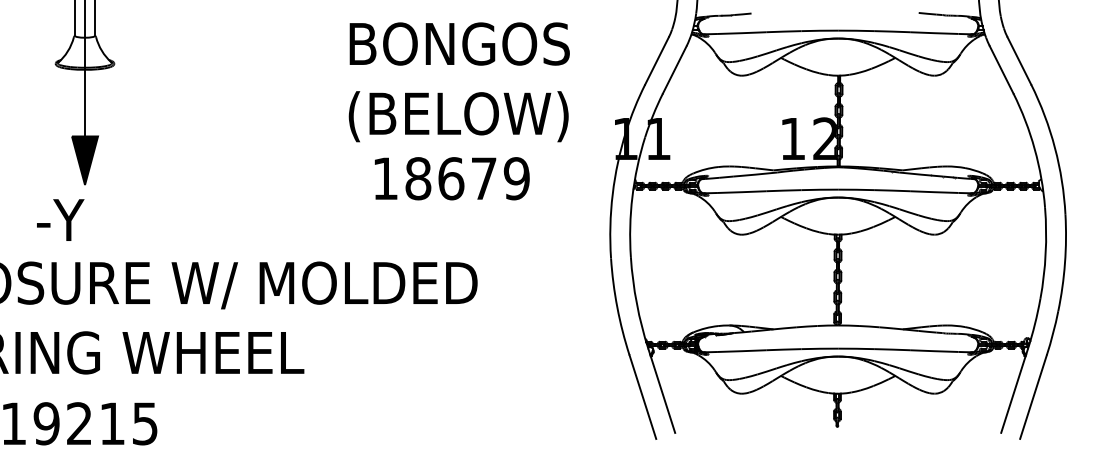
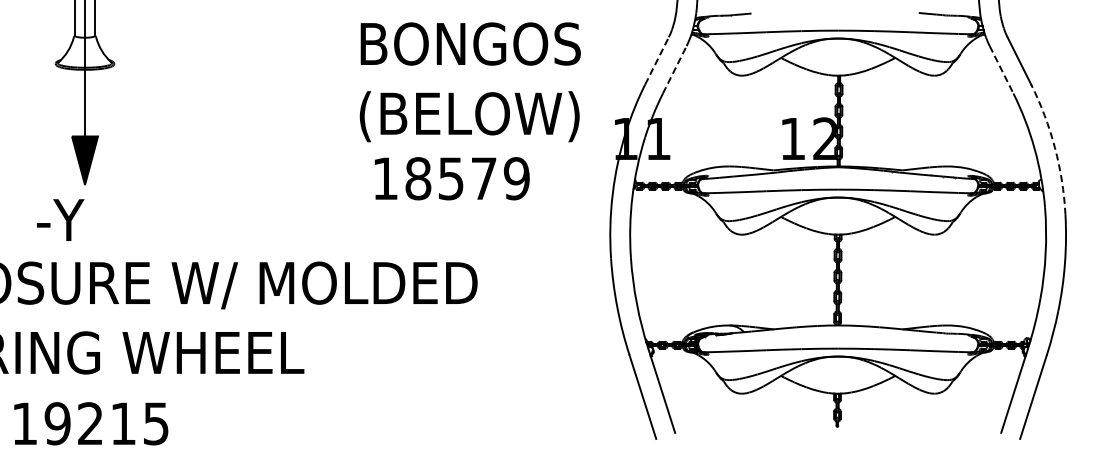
line: solid -> dashed (657, 60)
line: solid -> dashed (675, 69)
line: solid -> dashed (1001, 70)
text position: (458, 82) -> (469, 82) (469, 82)
arc: solid -> dashed (1055, 147)
text: 18679 -> 18579 (451, 178)
text position: (80, 423) -> (91, 423) (91, 423)
